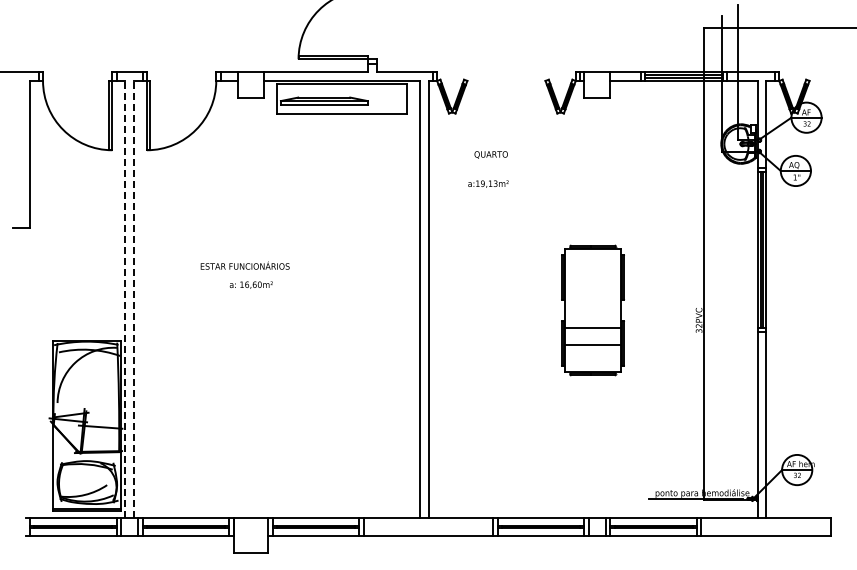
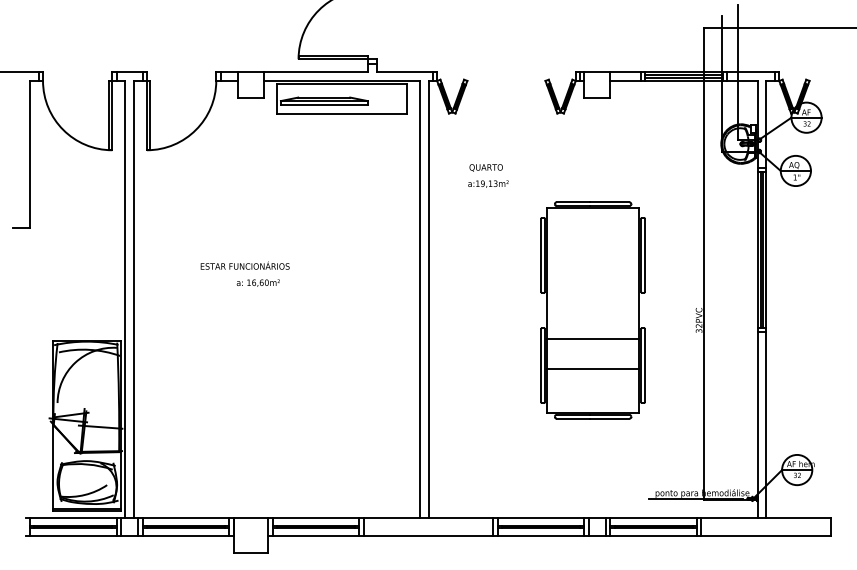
text position: (490, 154) -> (485, 167) (485, 167)
text position: (250, 284) -> (257, 282) (257, 282)
line: dashed -> solid (125, 299)
line: dashed -> solid (133, 299)
part size: 64x133 px -> 106x219 px (592, 310)
